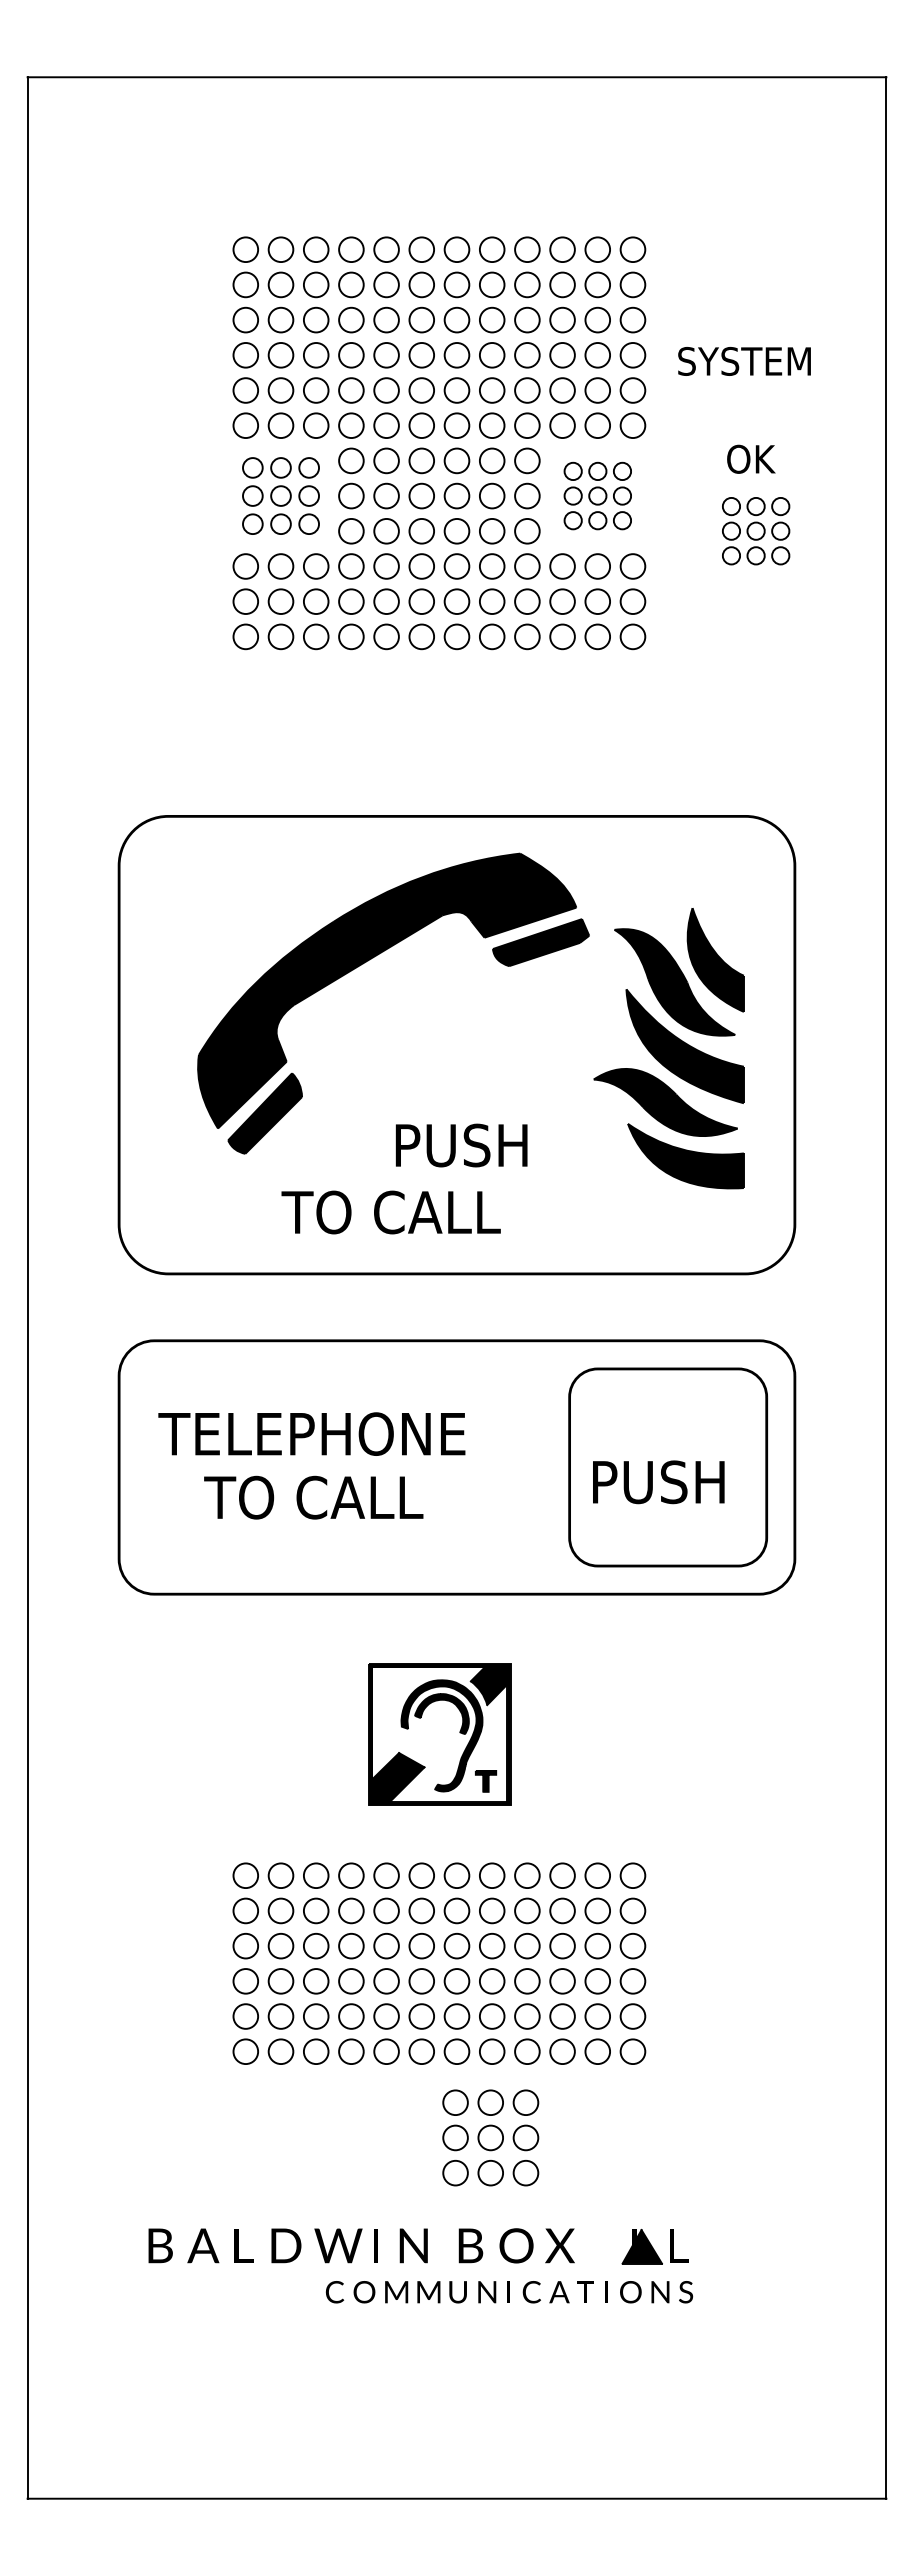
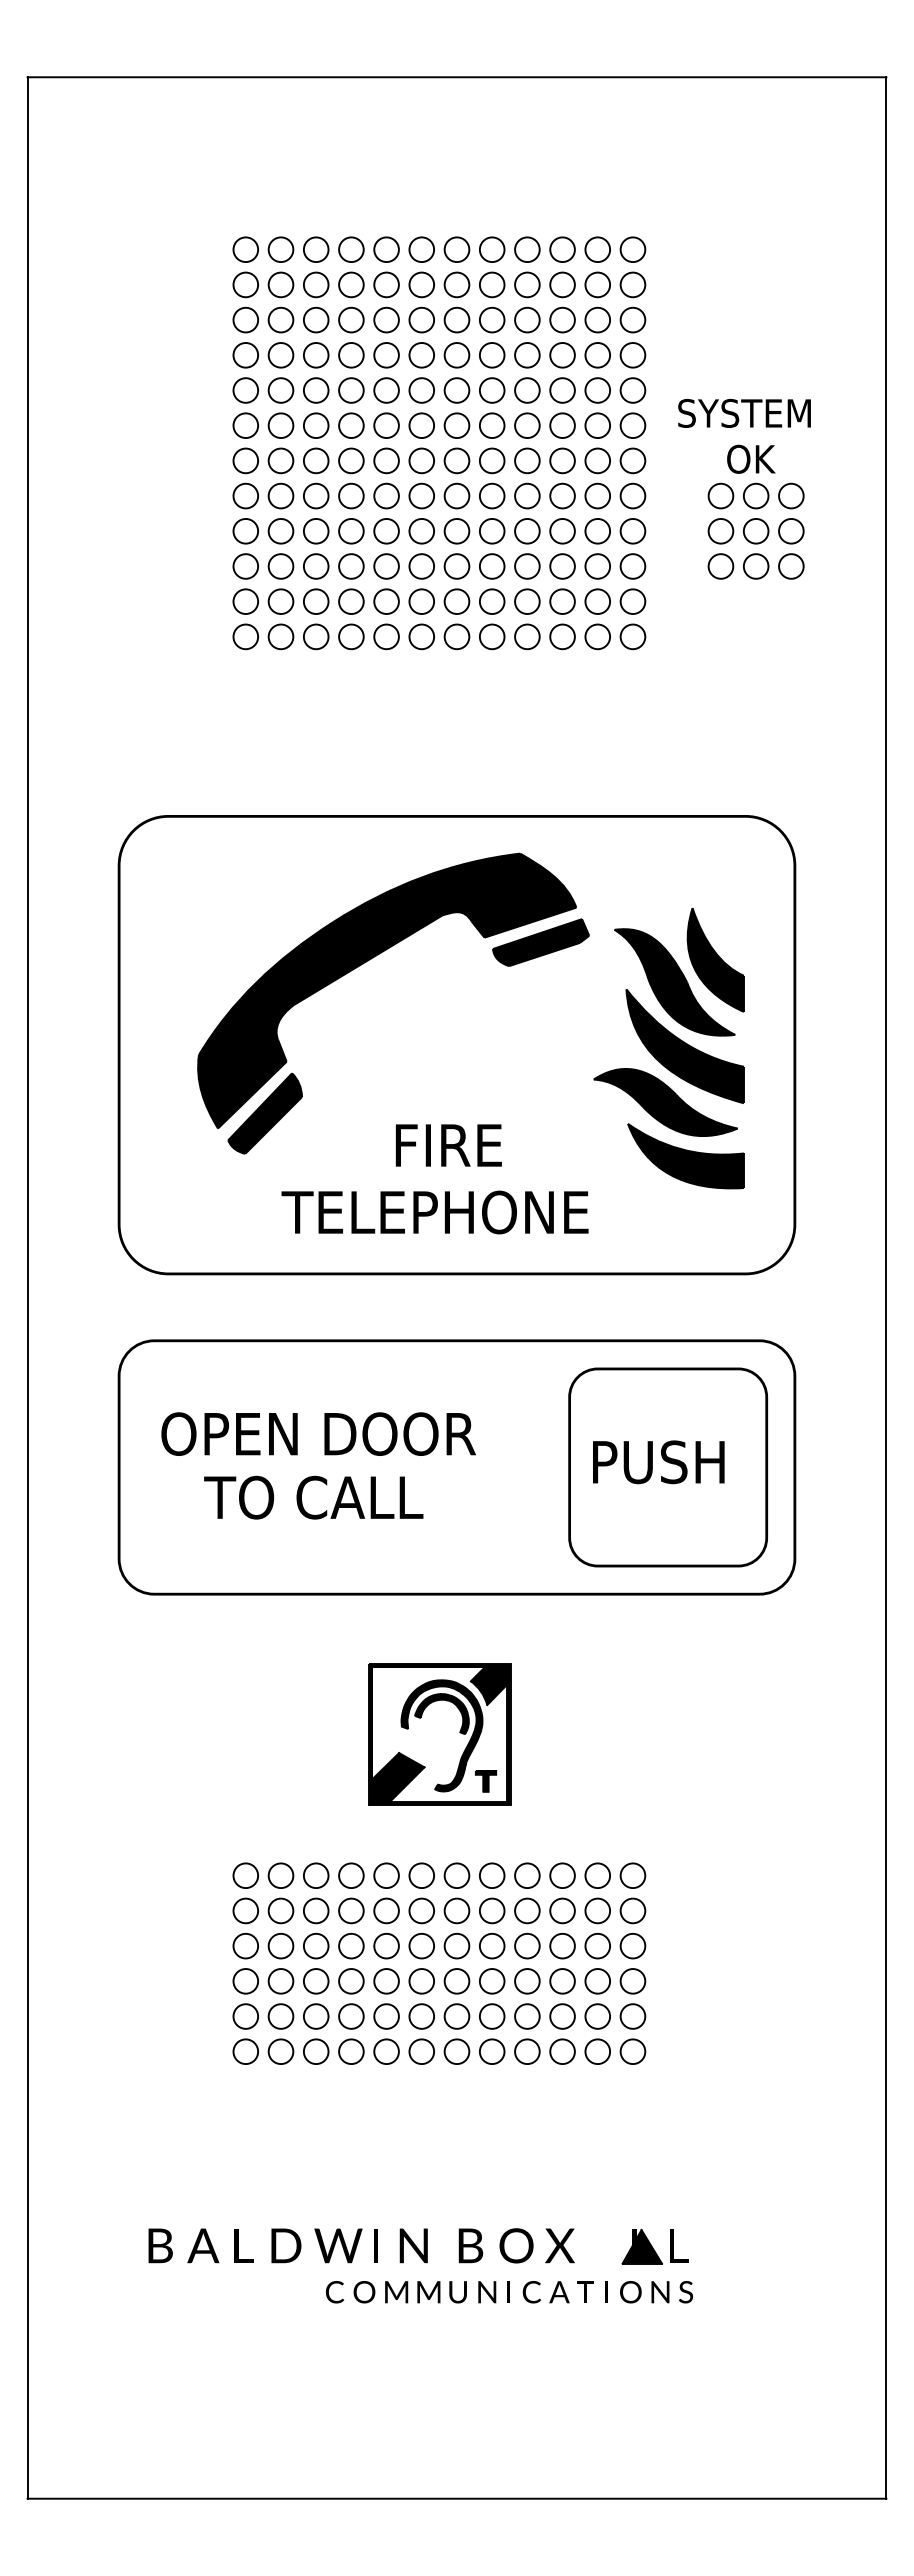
text position: (744, 361) -> (744, 413) (744, 413)
part size: 78x78 px -> 98x98 px (280, 495)
part size: 69x70 px -> 98x98 px (597, 495)
part size: 69x69 px -> 98x98 px (755, 530)
text: PUSH -> FIRE (464, 1145)
text: TO CALL -> TELEPHONE (452, 1212)
text: TELEPHONE -> OPEN DOOR (316, 1433)
text position: (658, 1482) -> (658, 1462) (658, 1462)
part: present -> none (490, 2137)
